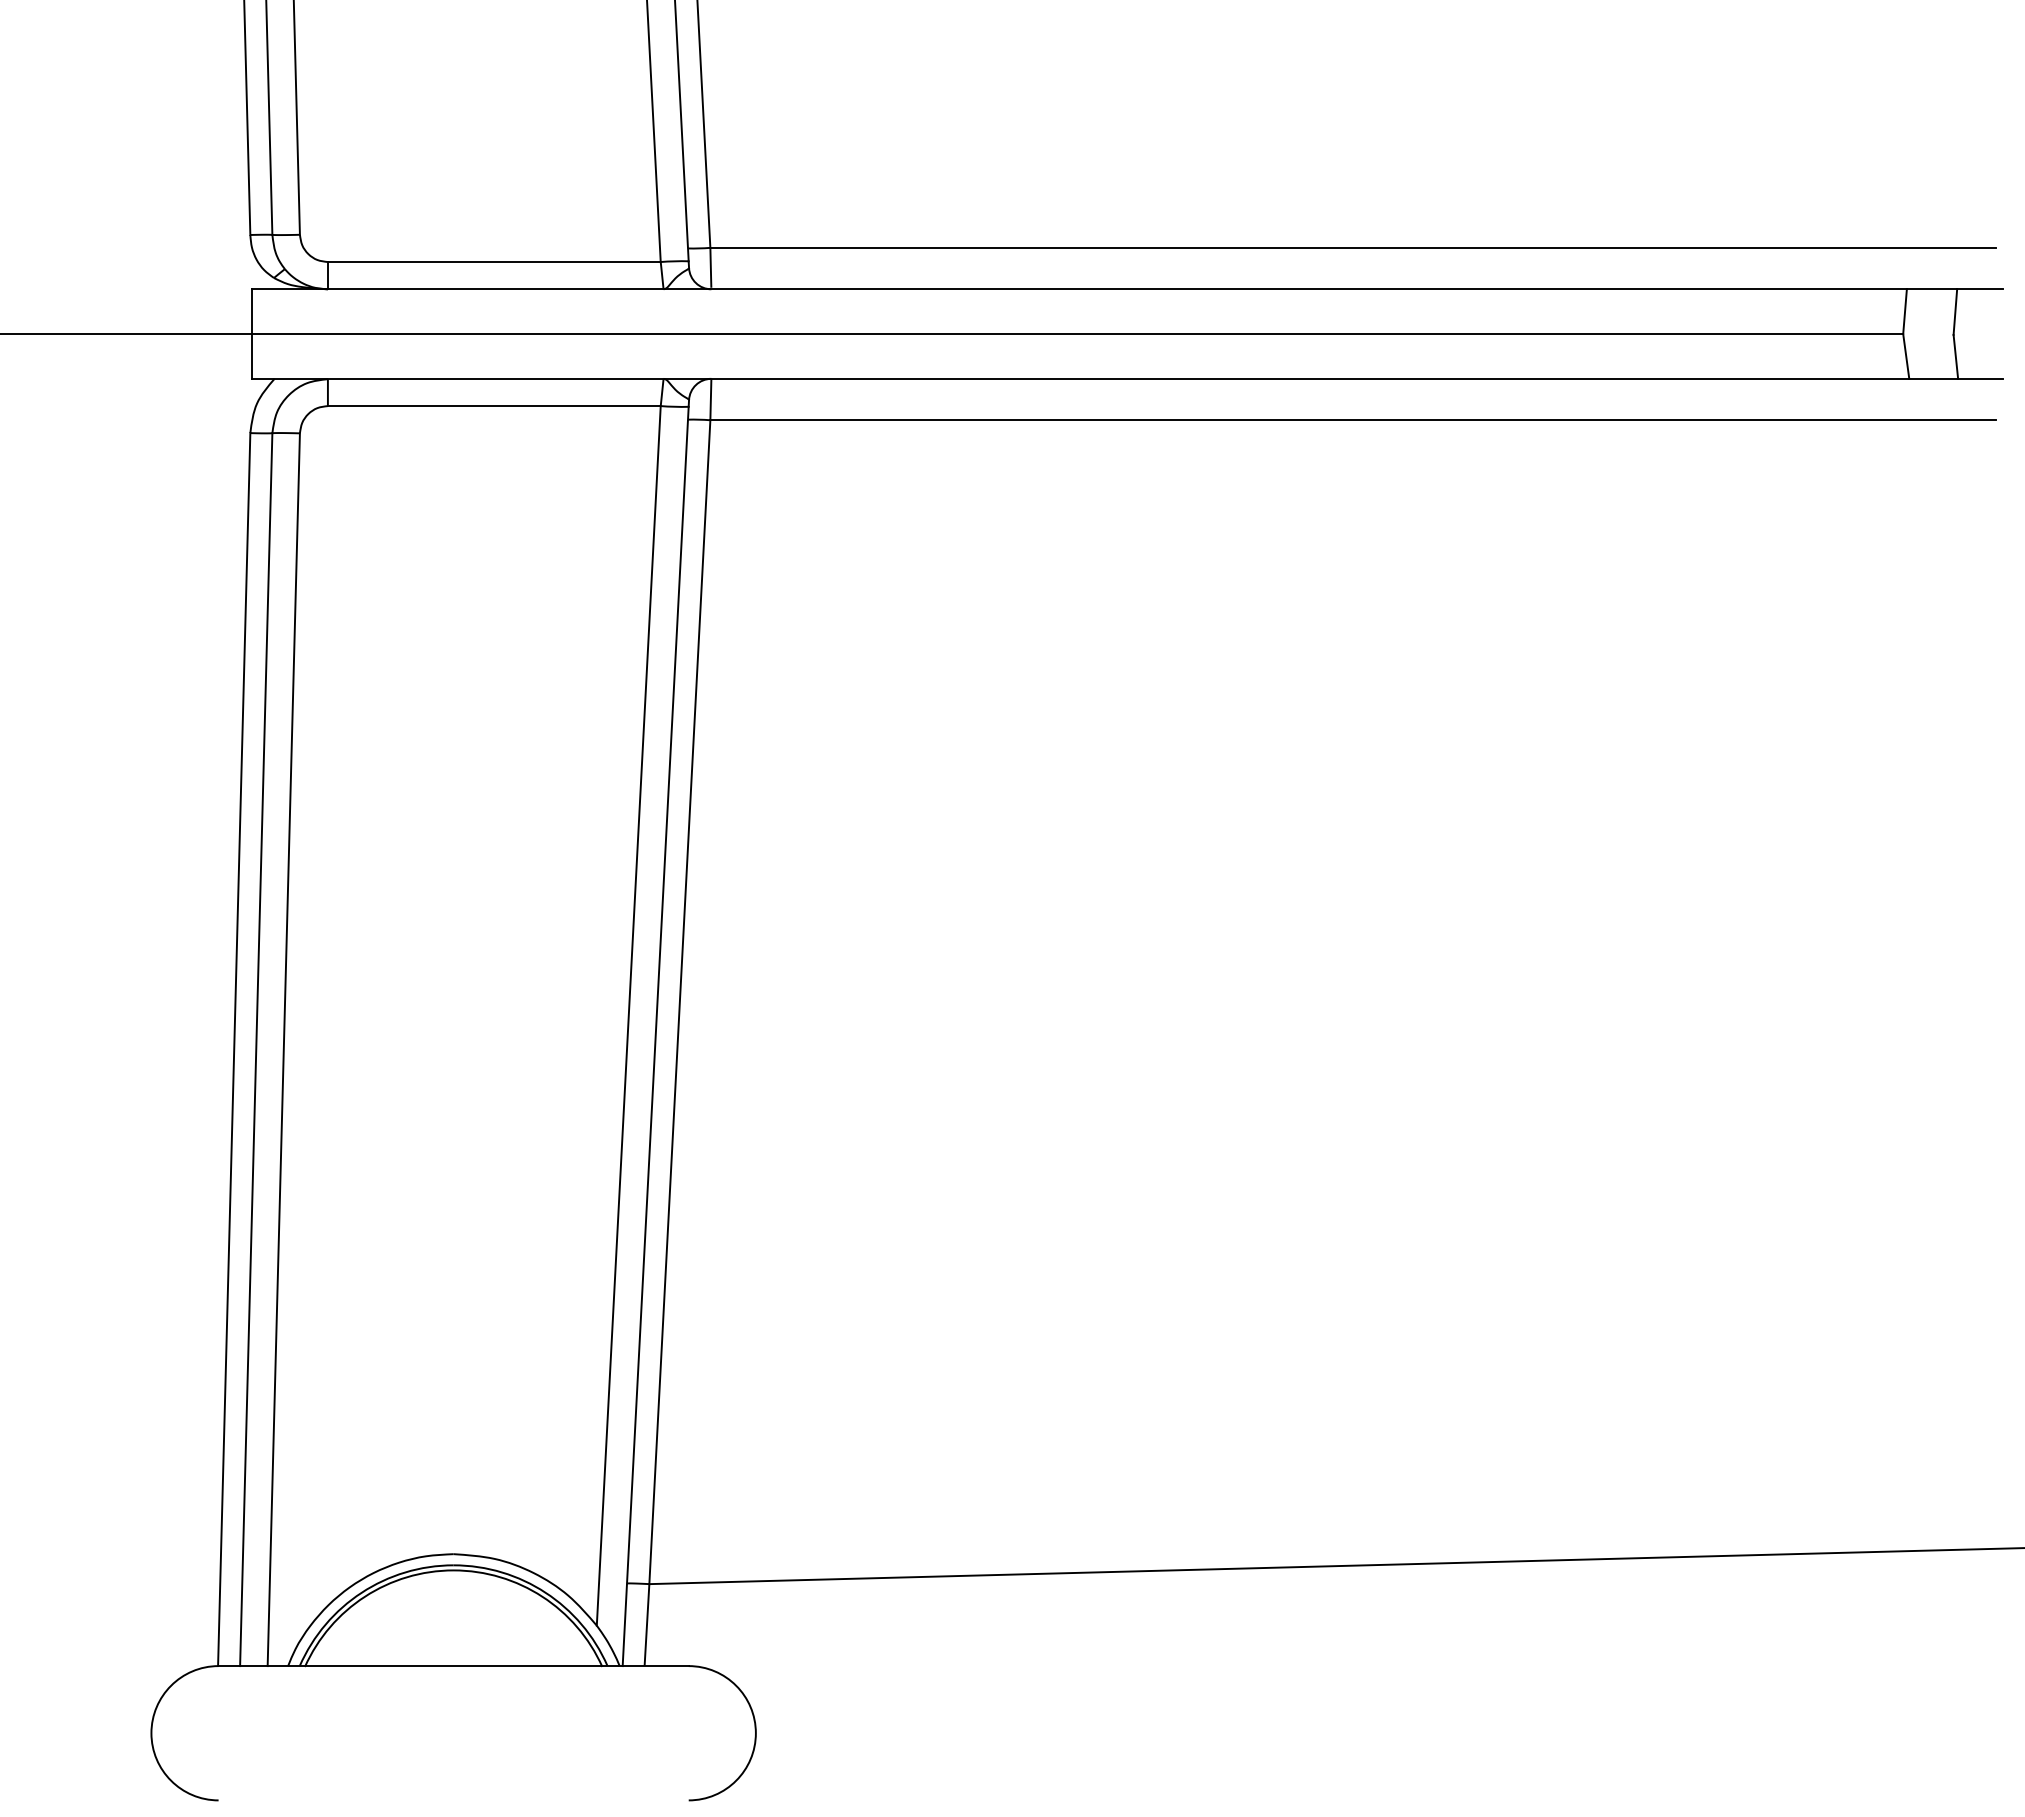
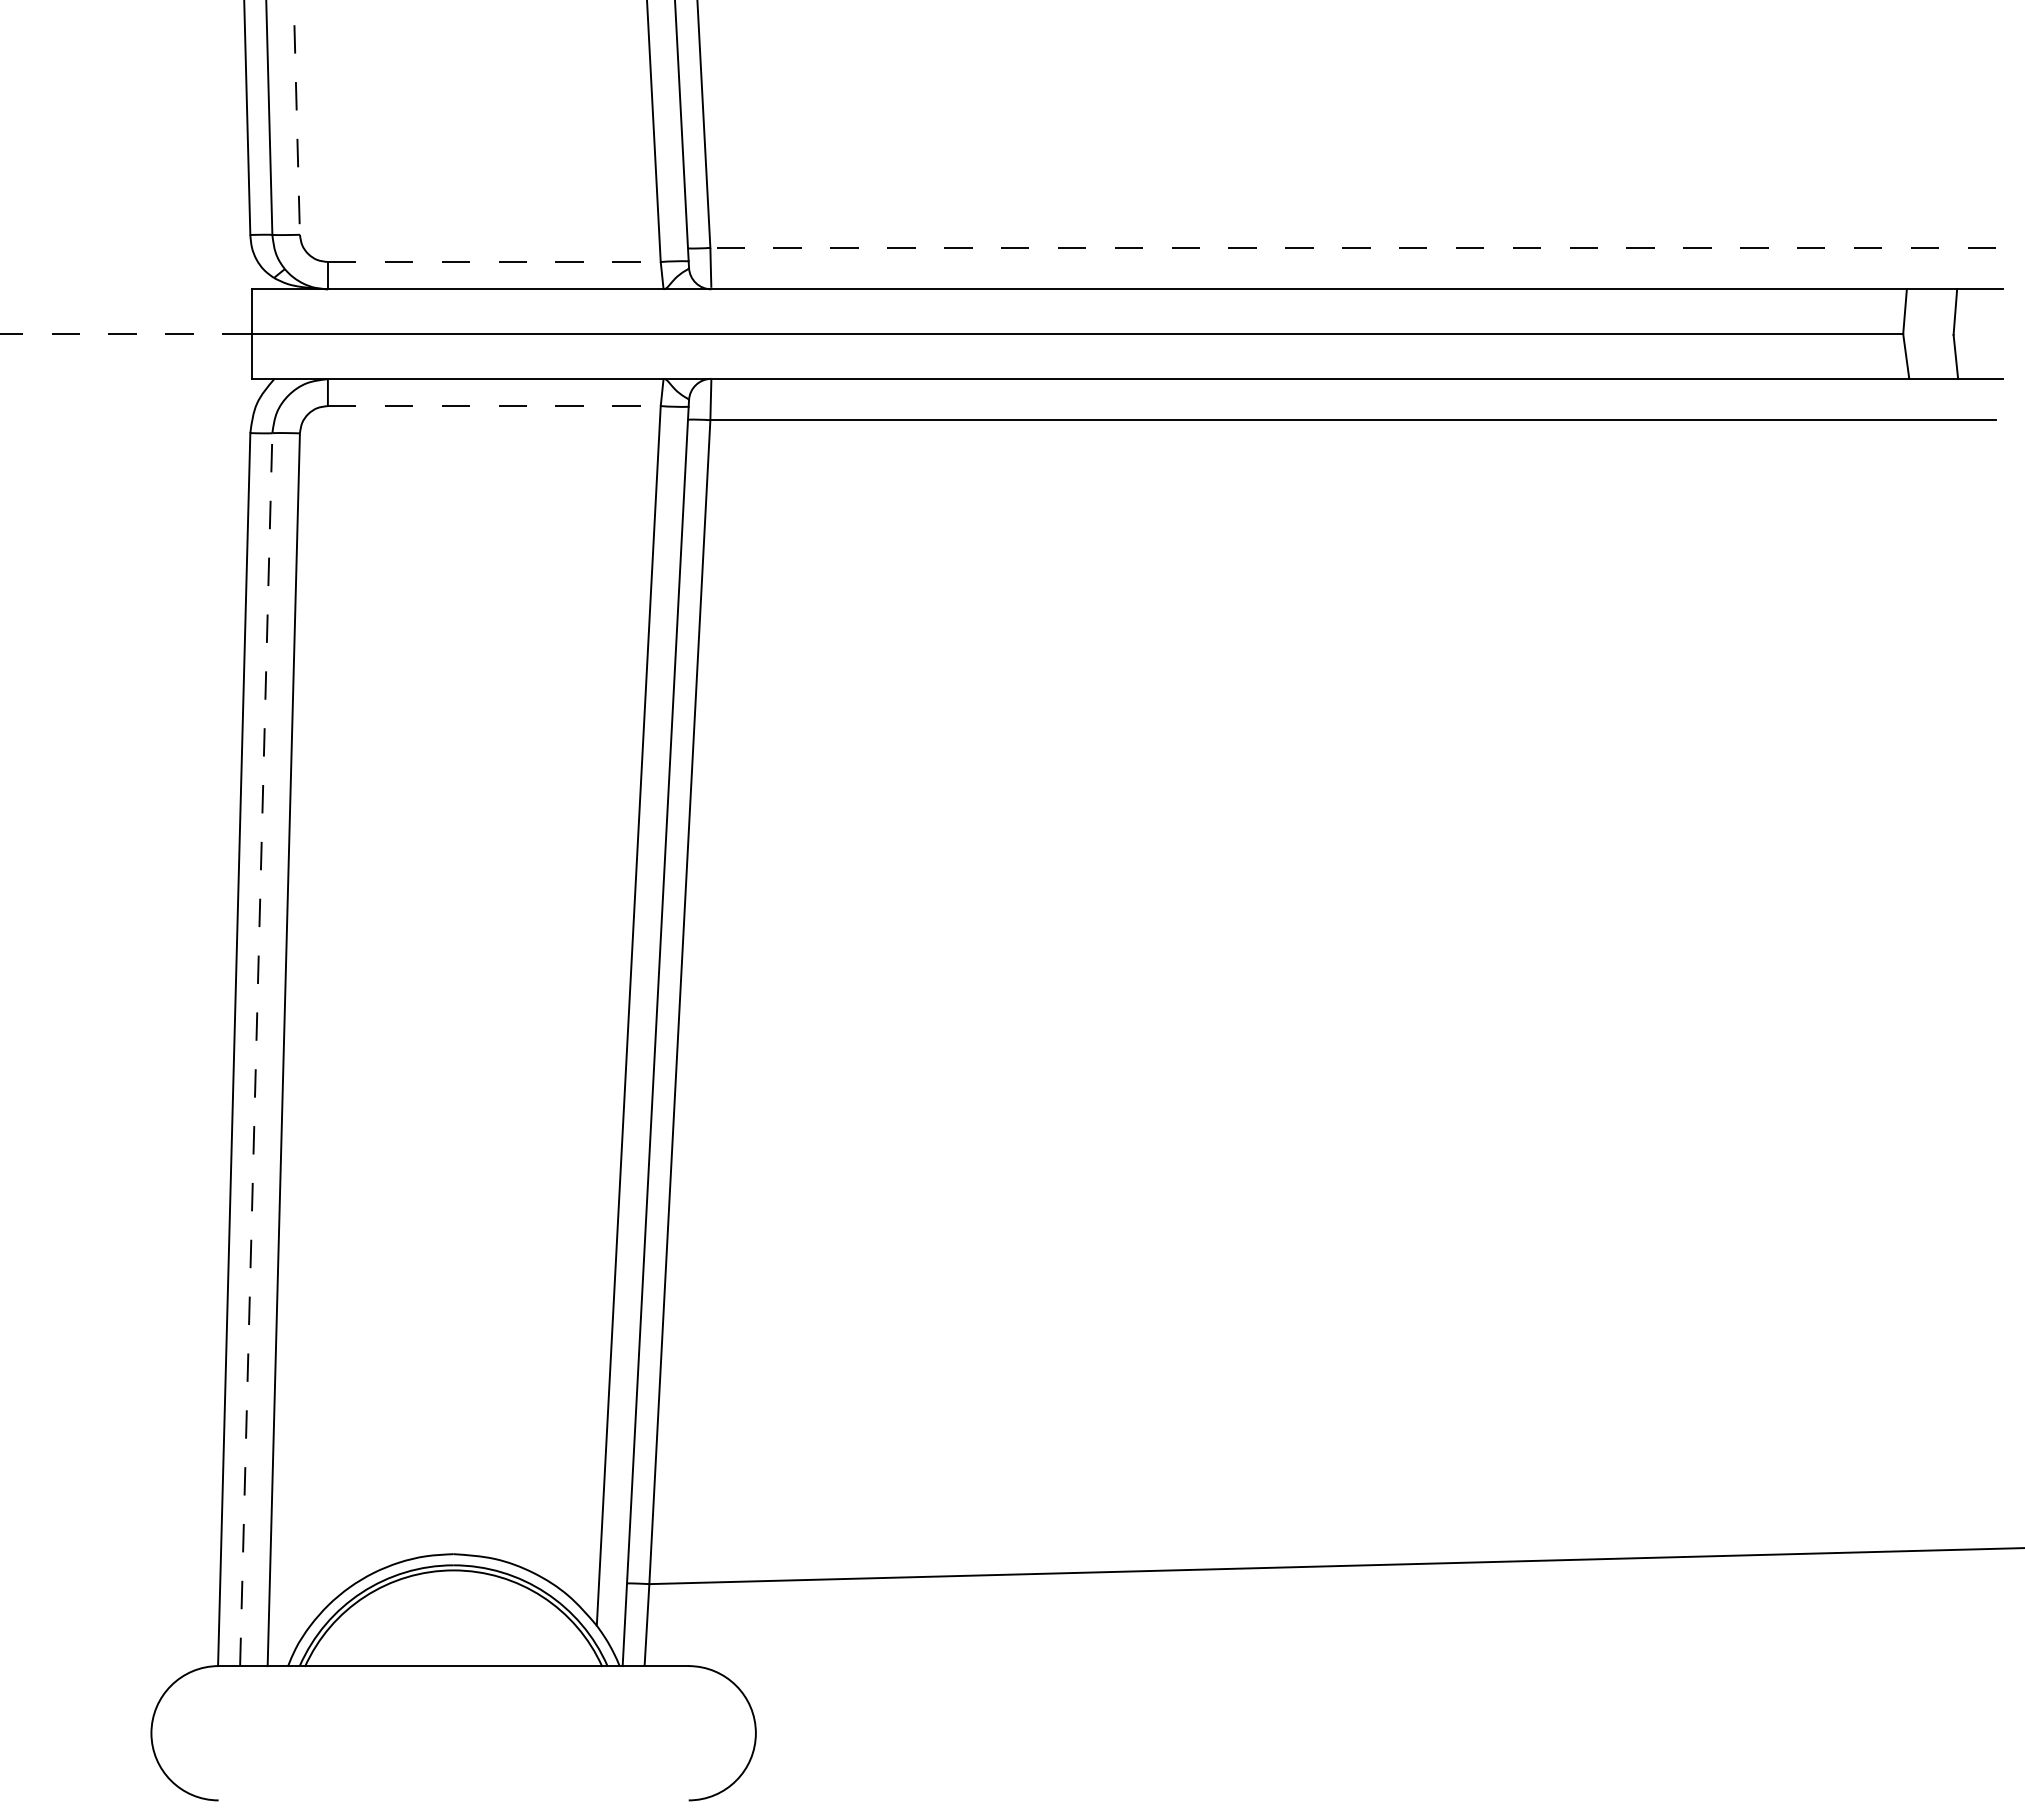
line: solid -> dashed (296, 117)
line: solid -> dashed (1353, 247)
line: solid -> dashed (494, 262)
line: solid -> dashed (126, 334)
line: solid -> dashed (494, 406)
line: solid -> dashed (256, 1049)
